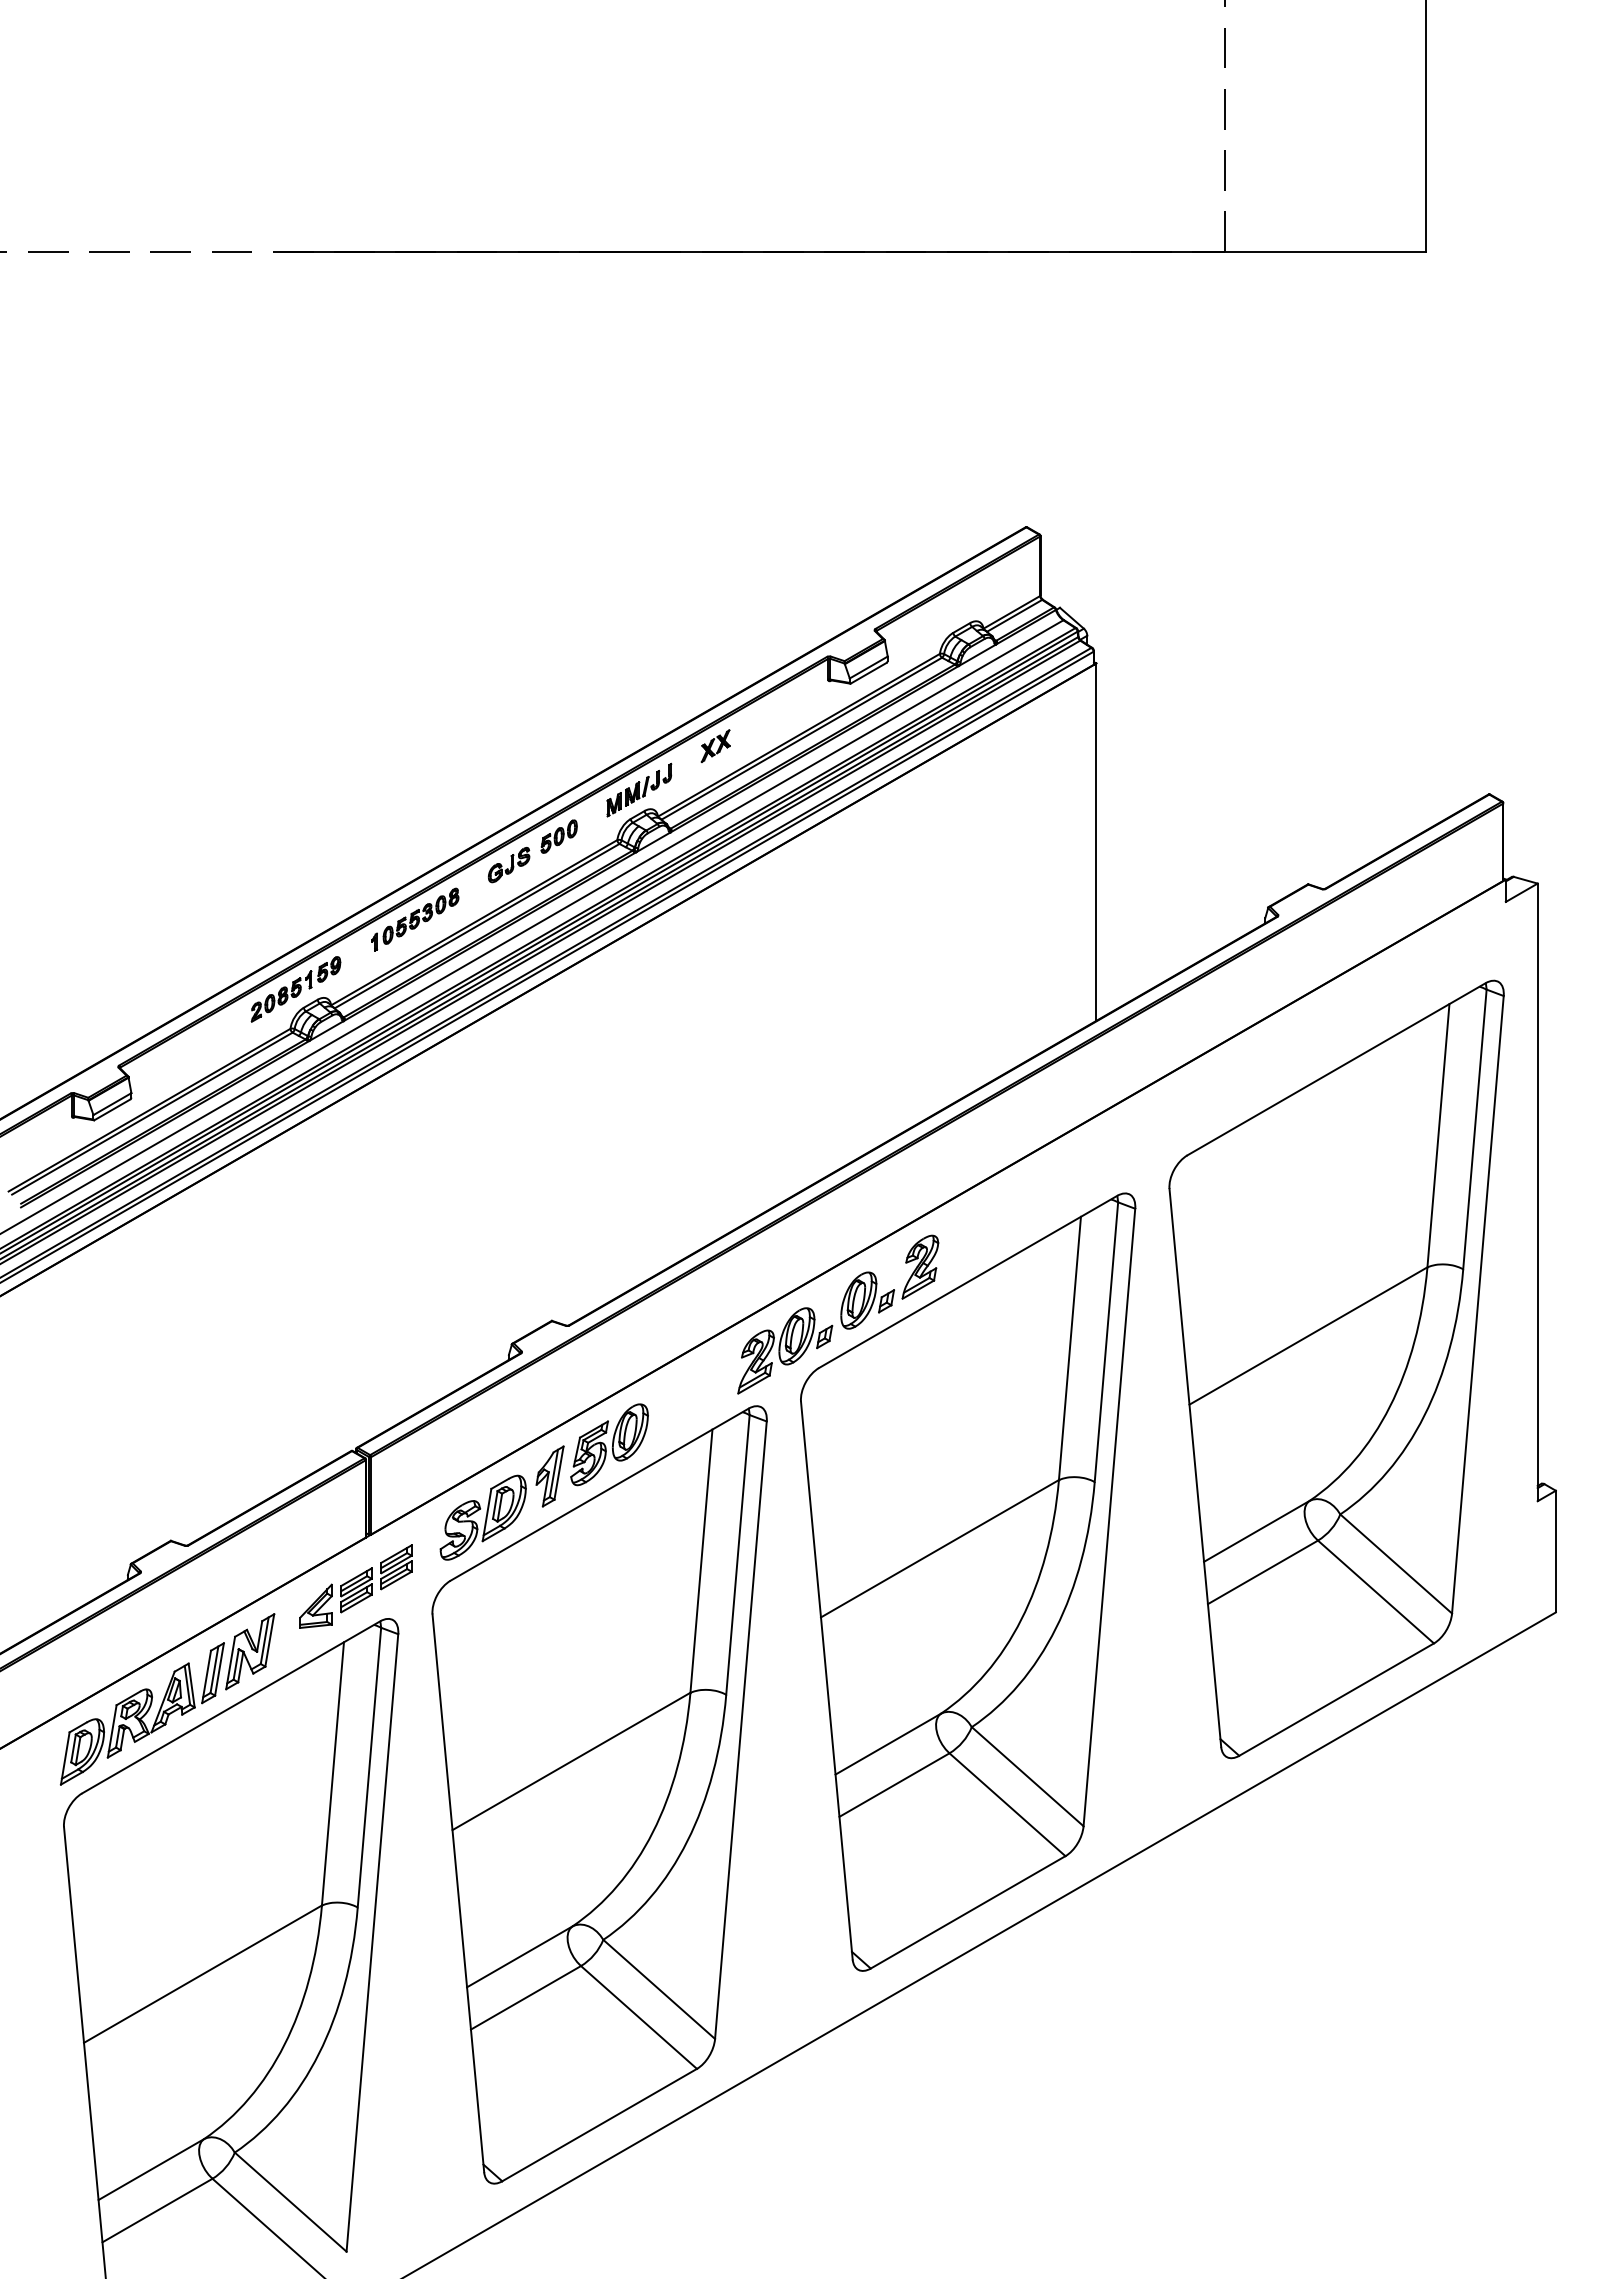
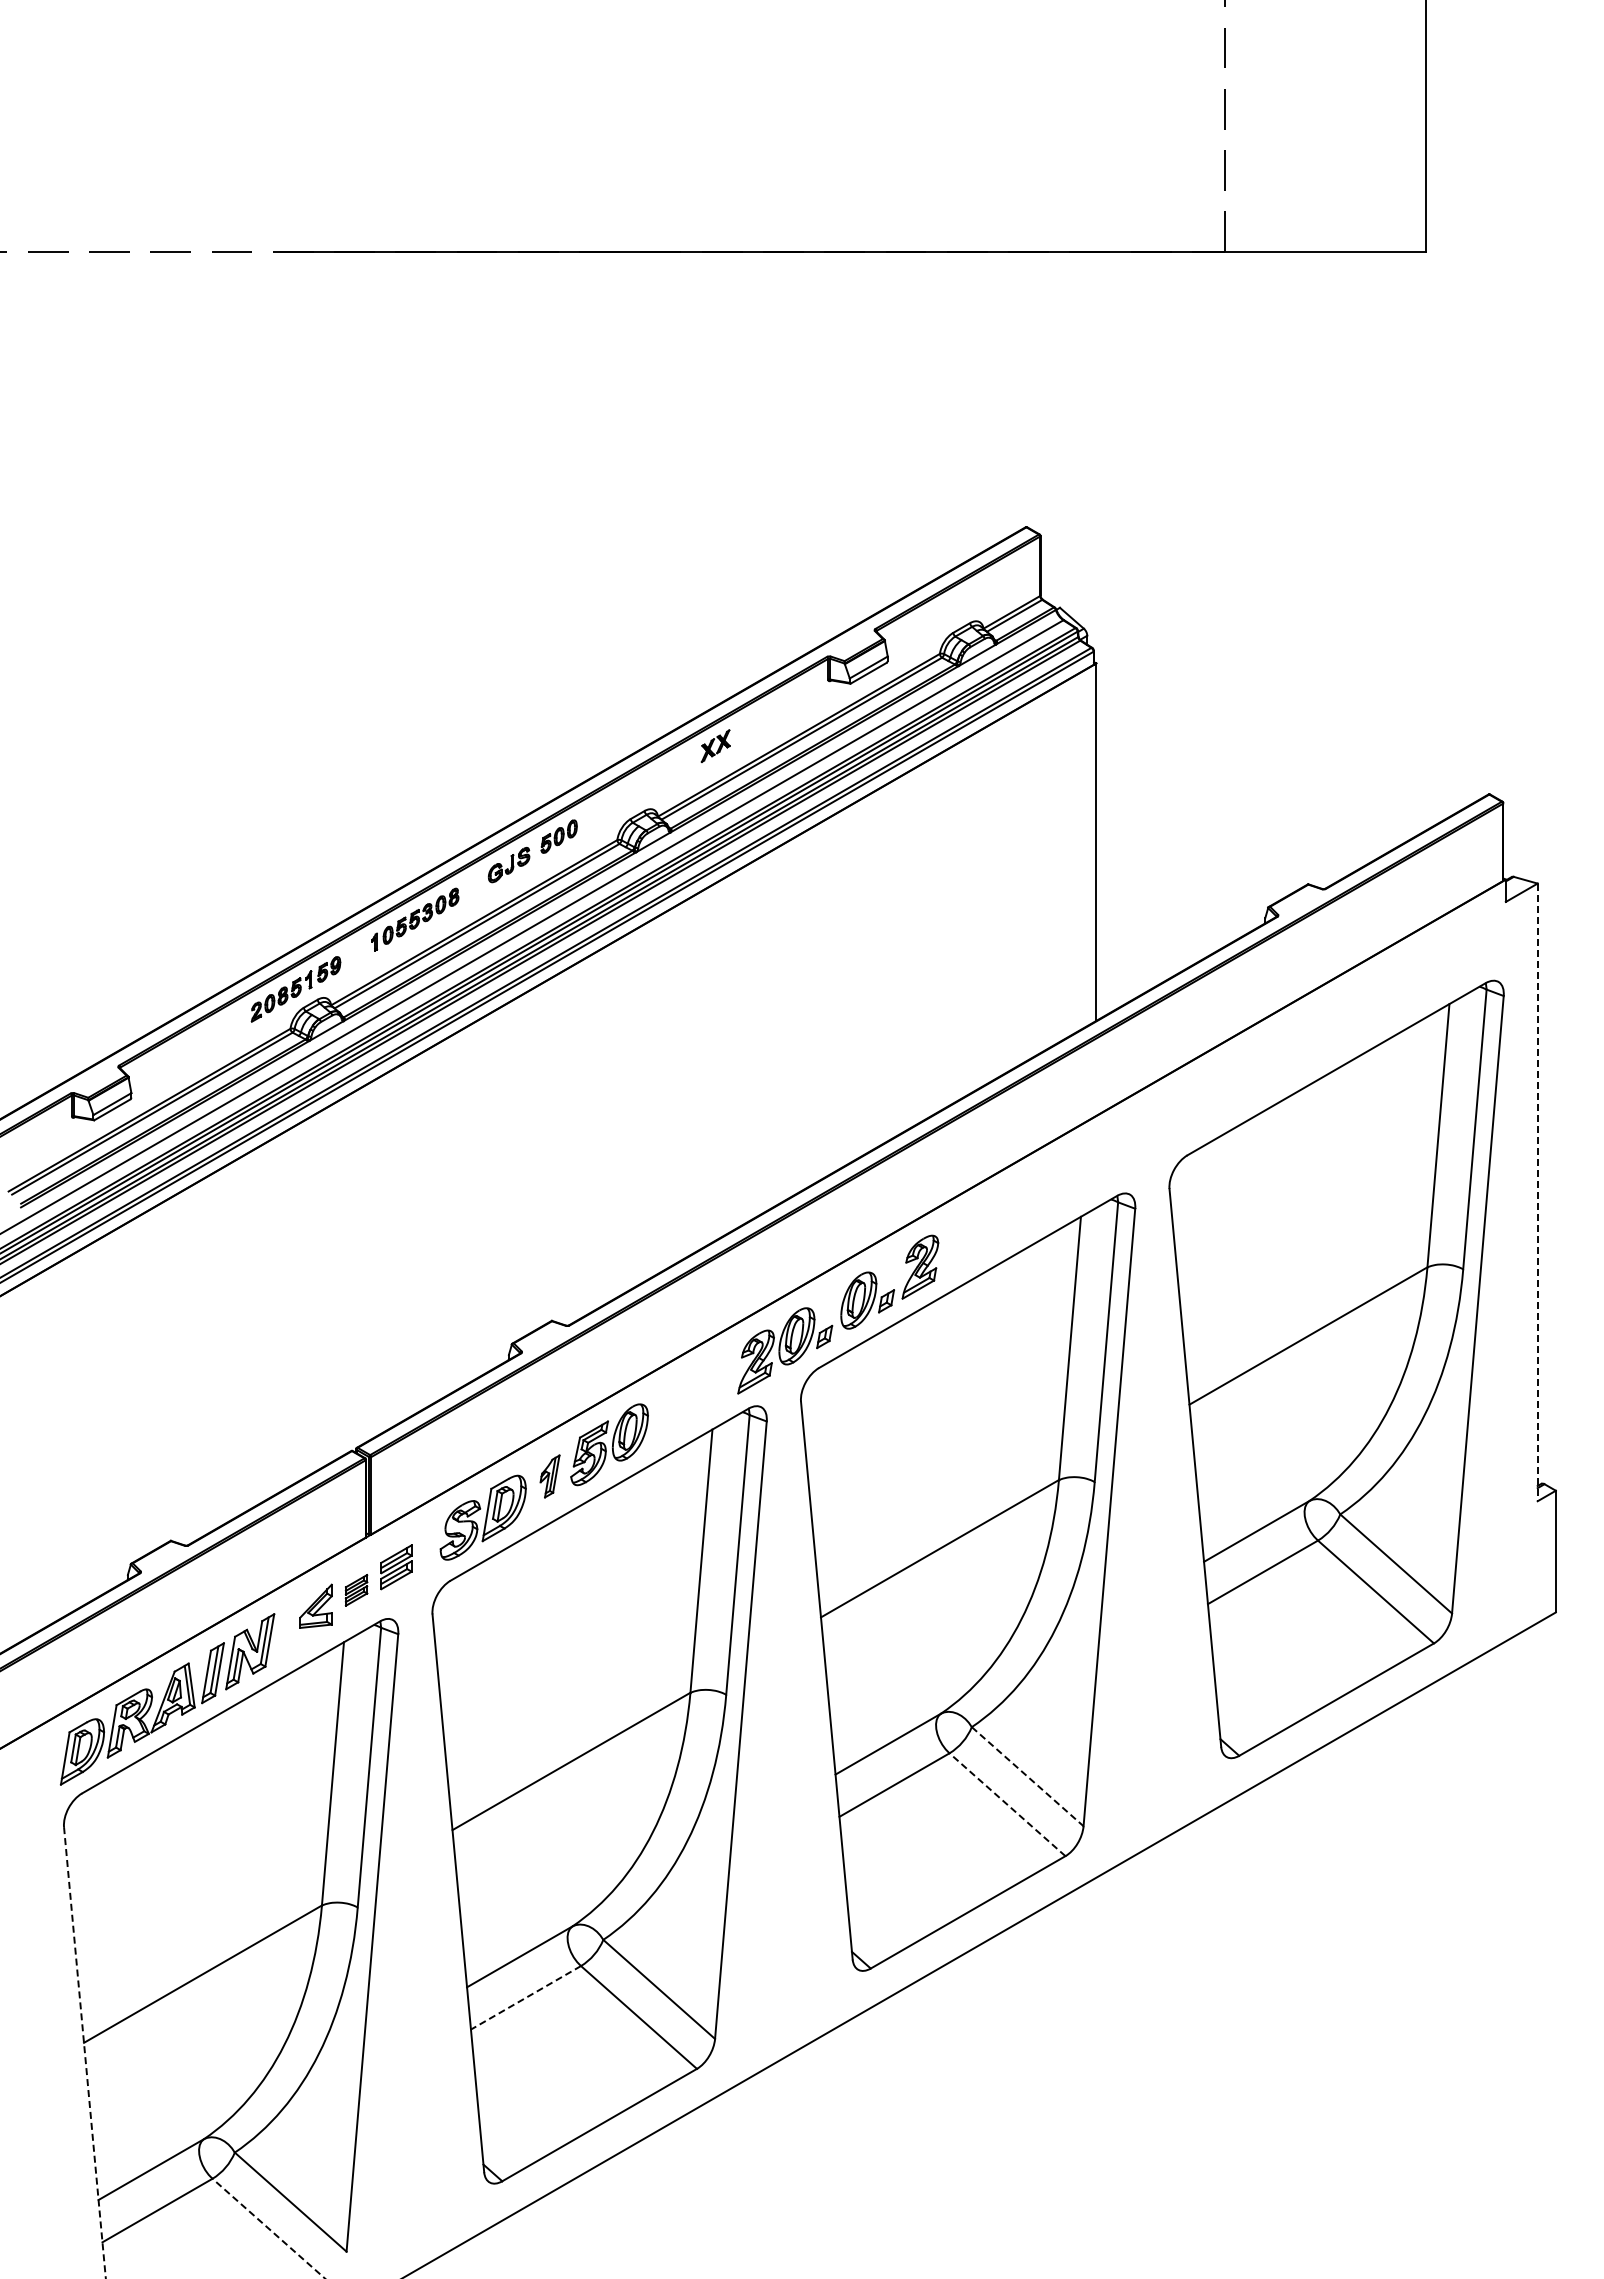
part: present -> none (639, 789)
line: solid -> dashed (1537, 1192)
part size: 30x63 px -> 22x45 px (549, 1476)
part size: 33x47 px -> 25x33 px (356, 1590)
line: solid -> dashed (1027, 1776)
line: solid -> dashed (1007, 1804)
line: solid -> dashed (525, 1997)
line: solid -> dashed (84, 2052)
line: solid -> dashed (268, 2228)
